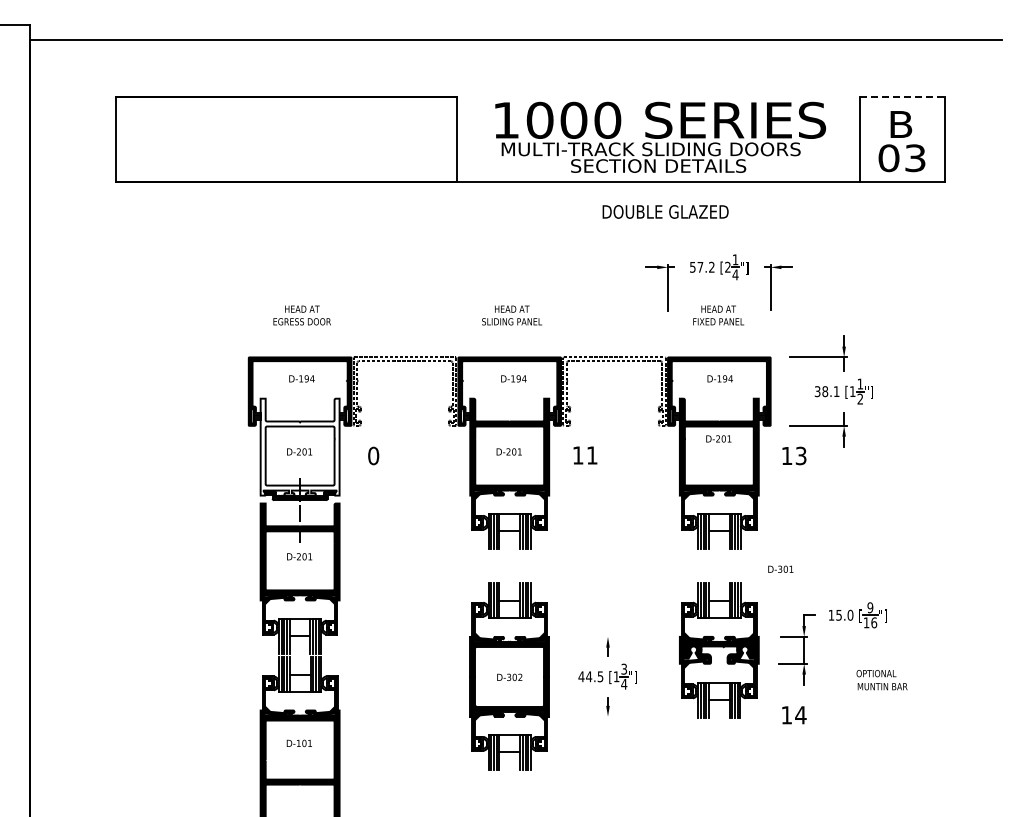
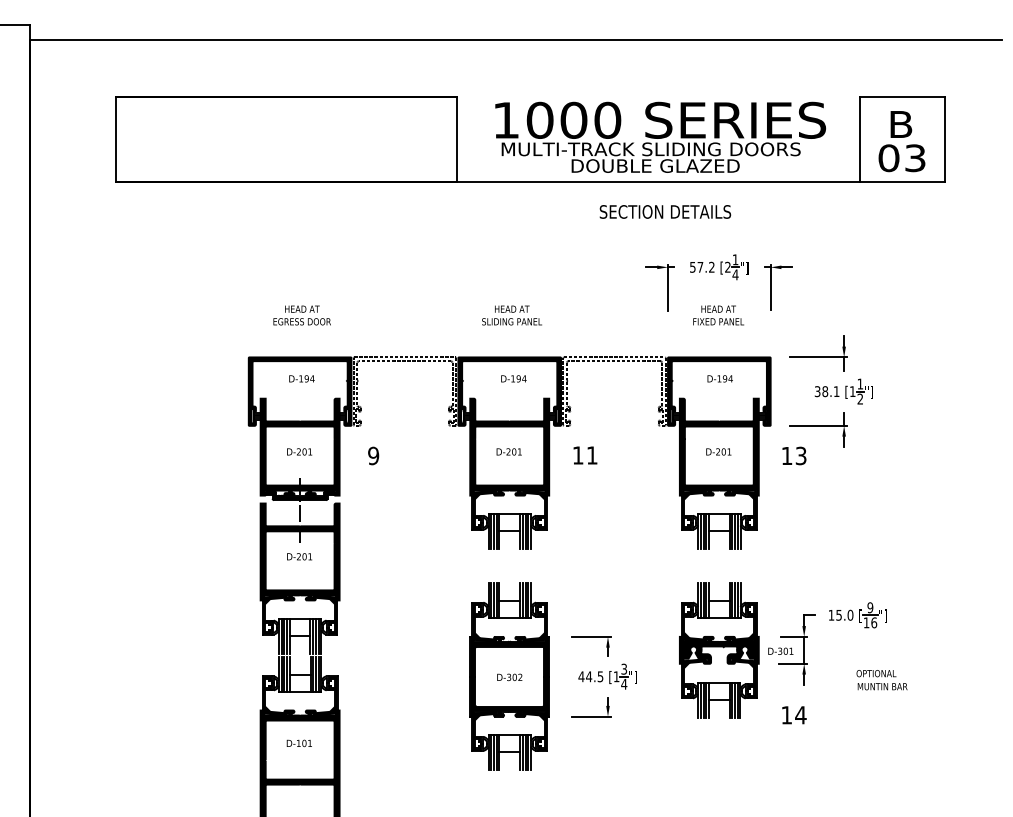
line: dashed -> solid (902, 97)
text: SECTION DETAILS -> DOUBLE GLAZED (658, 165)
text: DOUBLE GLAZED -> SECTION DETAILS (665, 211)
text position: (718, 438) -> (718, 451) (718, 451)
fill: none -> present (299, 446)
text: 0 -> 9 (373, 456)
text position: (780, 568) -> (780, 650) (780, 650)
line: none -> present (590, 636)
line: none -> present (590, 716)
